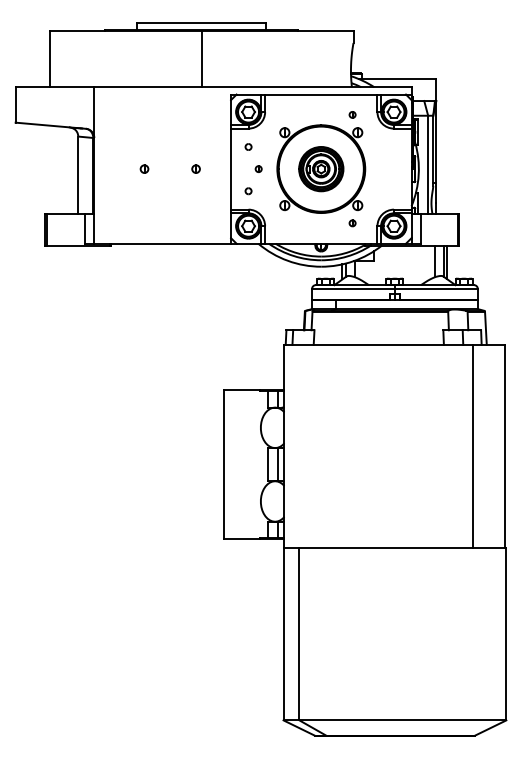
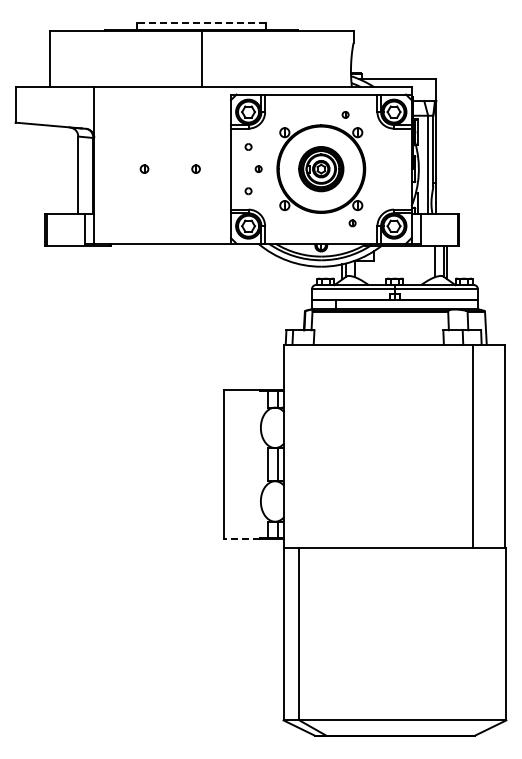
line: solid -> dashed (201, 22)
part position: (352, 114) -> (345, 114) (345, 114)
line: solid -> dashed (242, 539)
